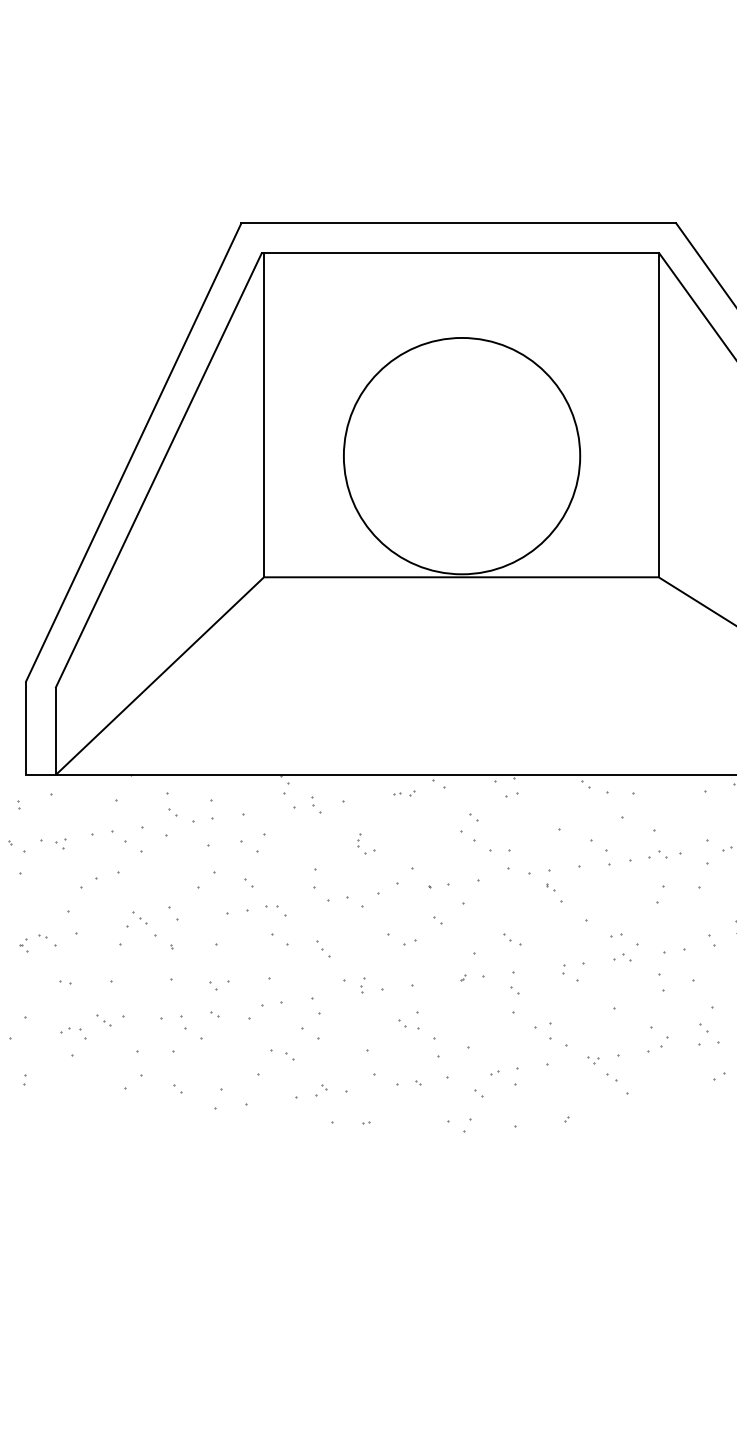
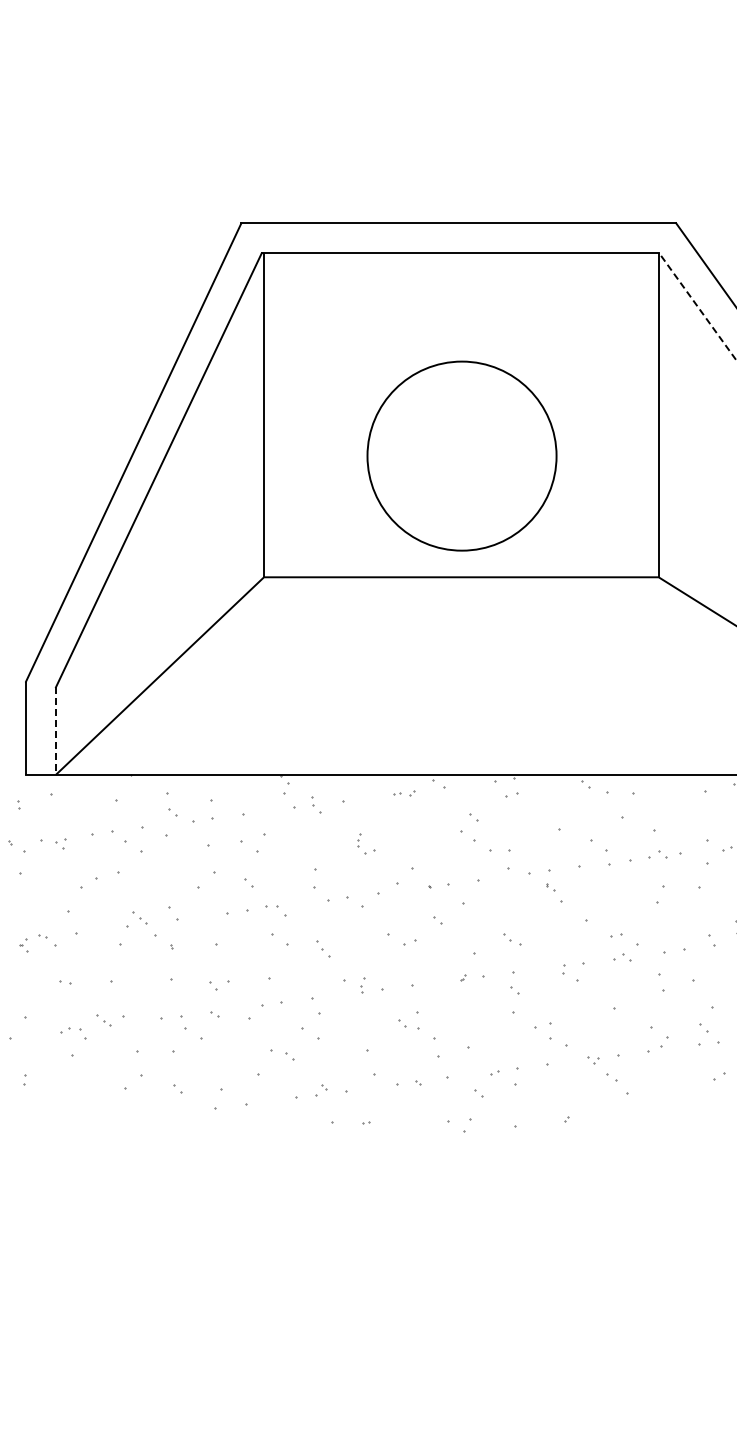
line: solid -> dashed (697, 306)
circle diameter: 236 px -> 189 px (461, 455)
line: solid -> dashed (55, 731)
